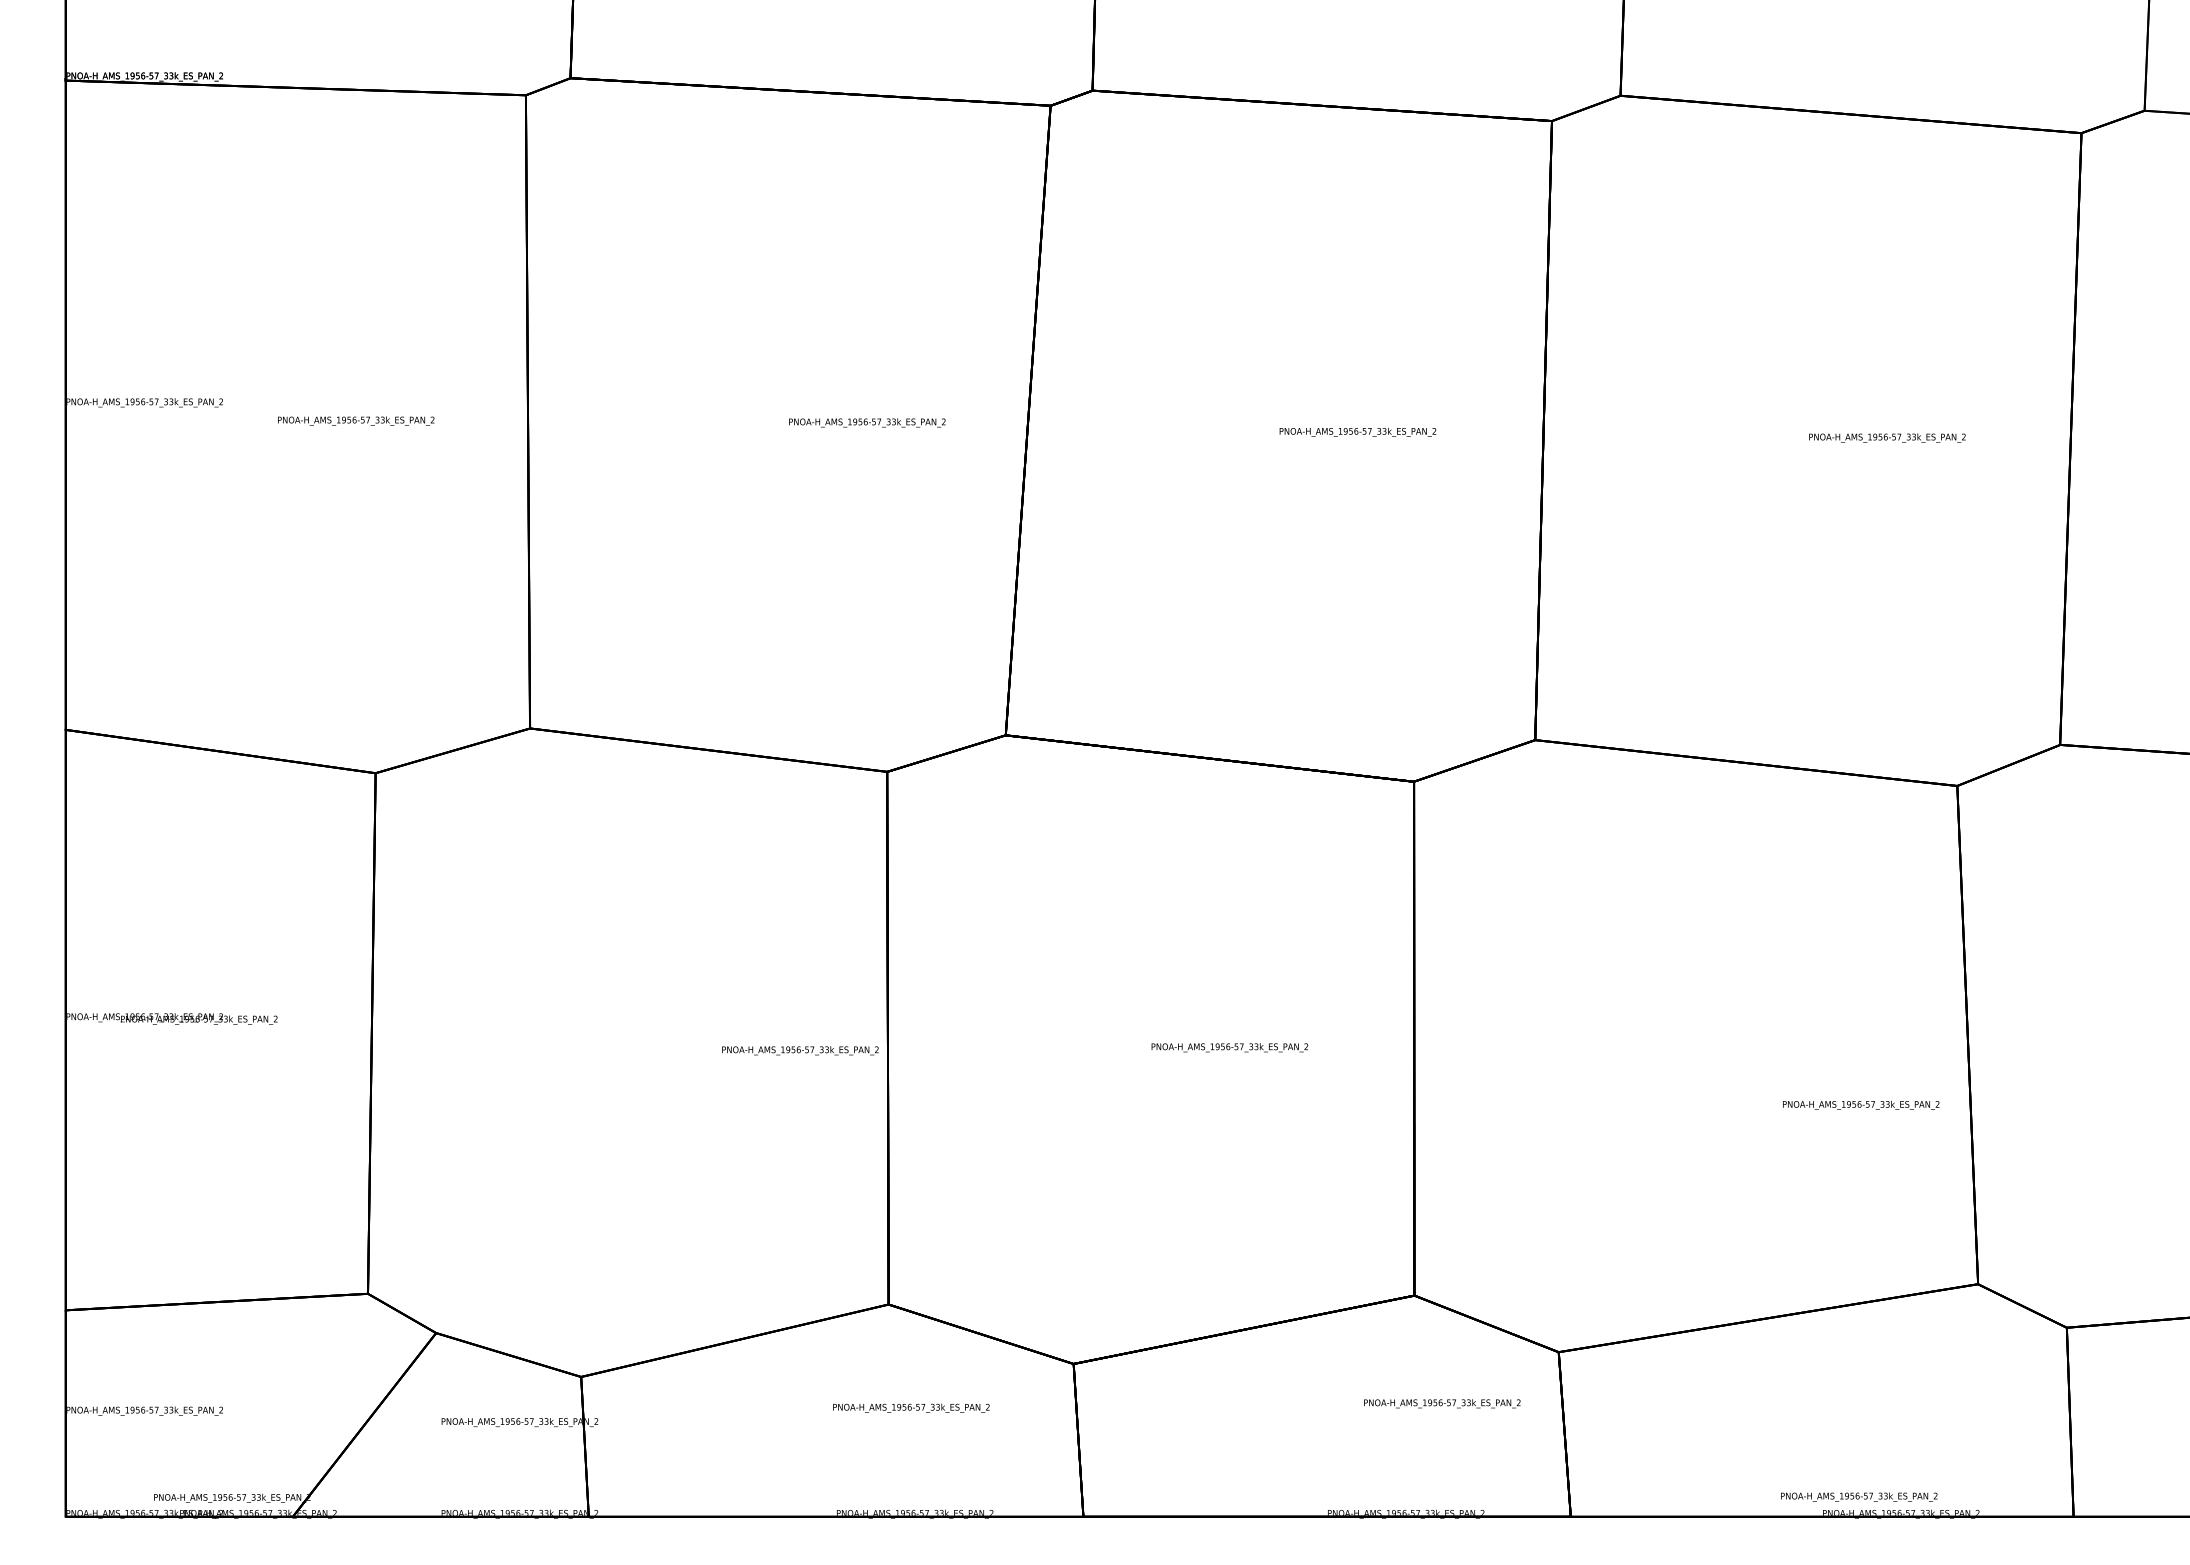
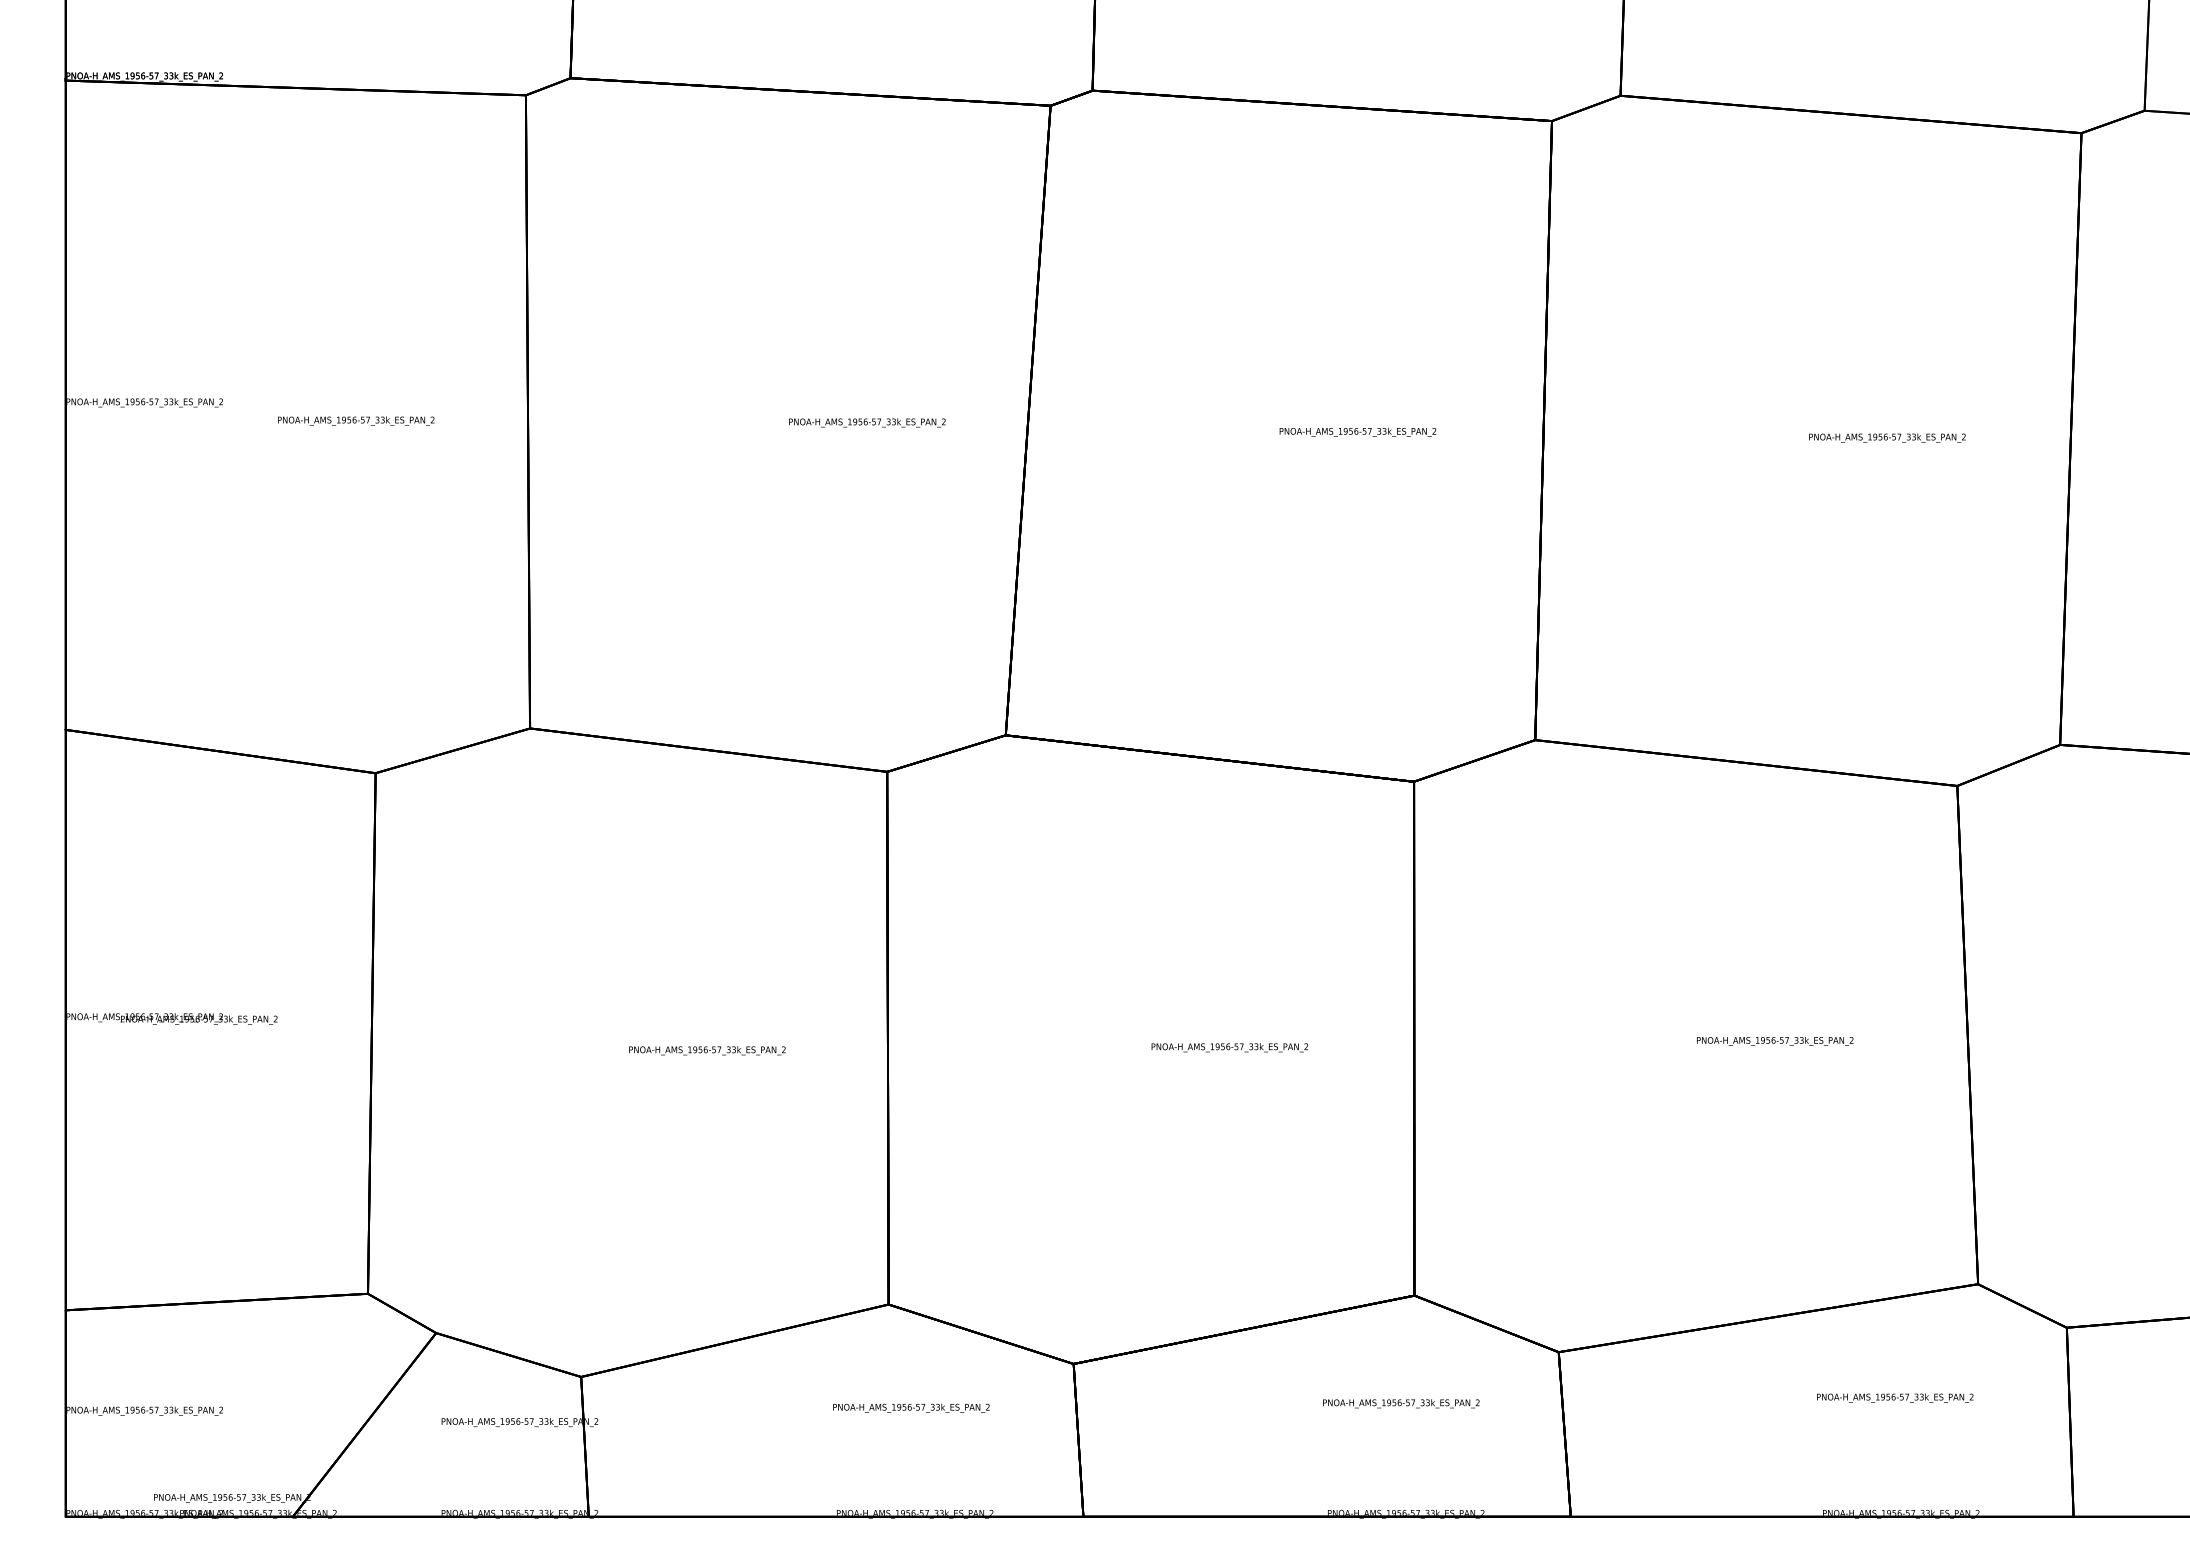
text position: (800, 1050) -> (707, 1050) (707, 1050)
text position: (1861, 1104) -> (1775, 1040) (1775, 1040)
text position: (1442, 1403) -> (1401, 1403) (1401, 1403)
text position: (1859, 1496) -> (1895, 1397) (1895, 1397)
